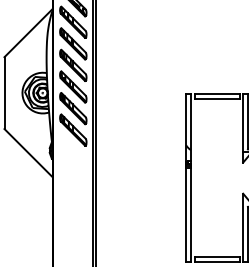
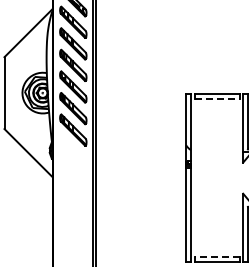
line: solid -> dashed (217, 99)
line: solid -> dashed (217, 257)
